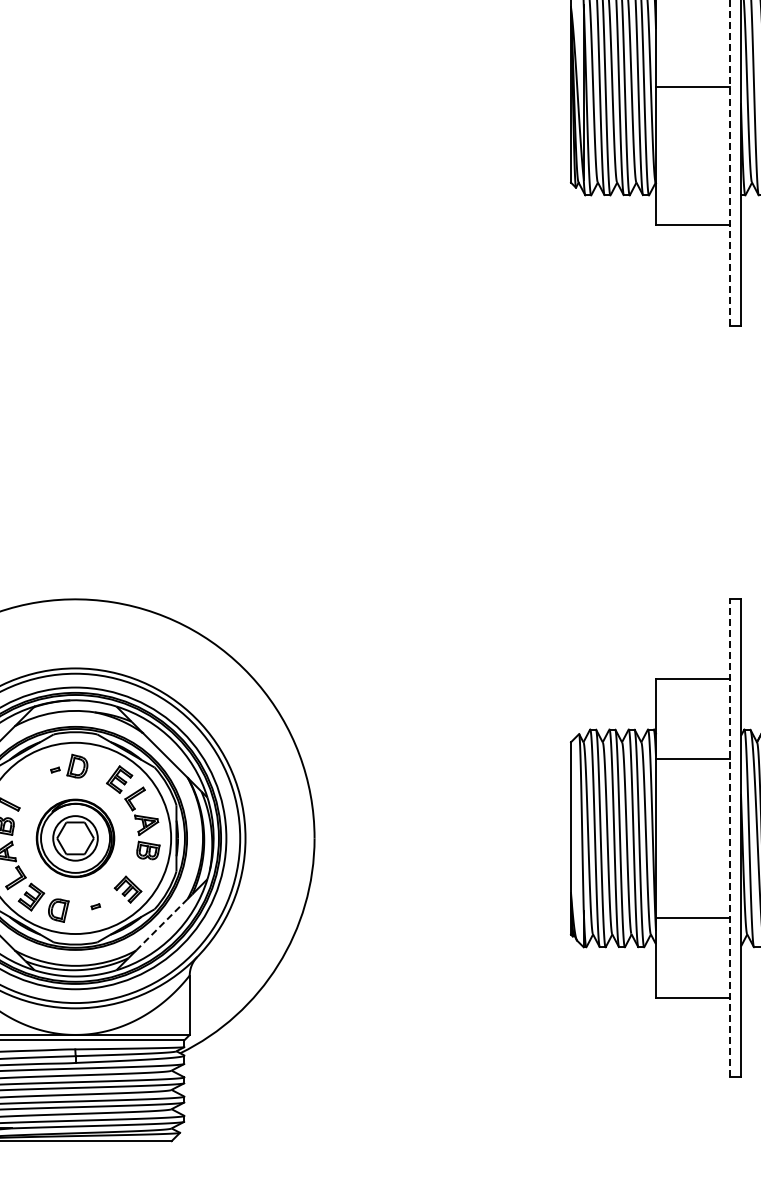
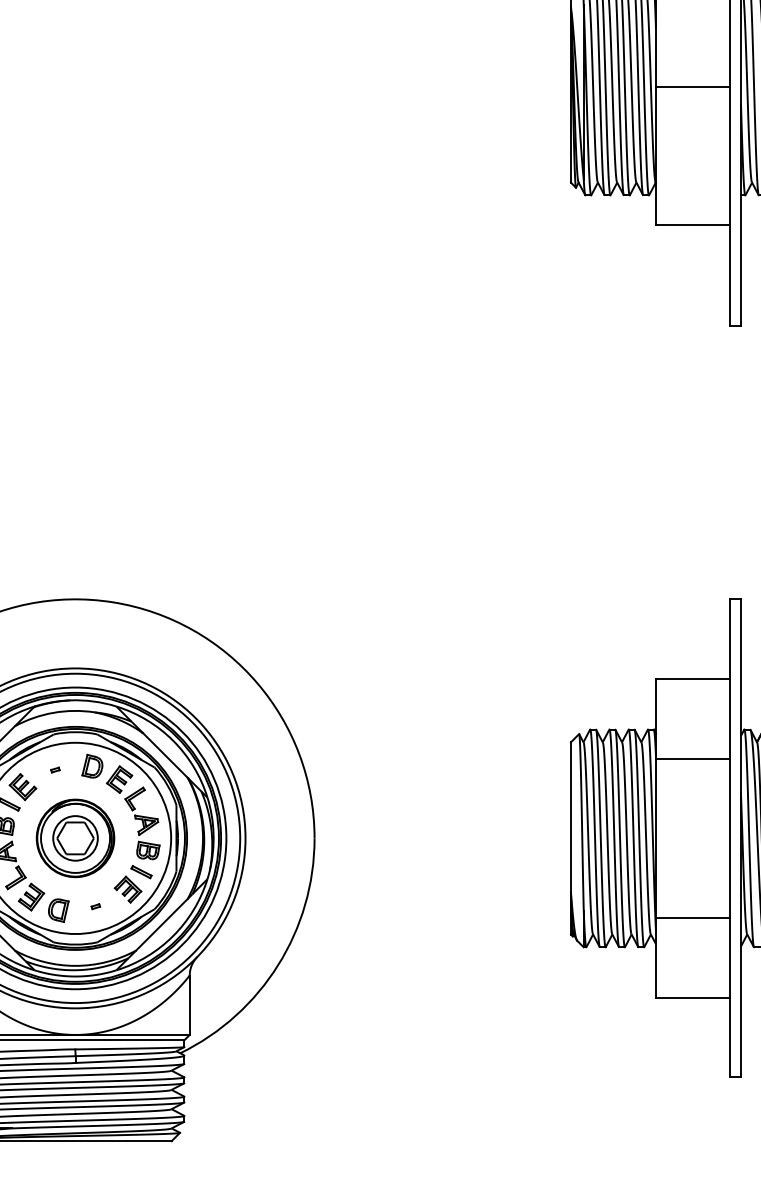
line: dashed -> solid (730, 162)
part position: (77, 765) -> (92, 765) (92, 765)
part: none -> present (22, 787)
line: dashed -> solid (730, 837)
part: none -> present (141, 872)
line: dashed -> solid (161, 925)
